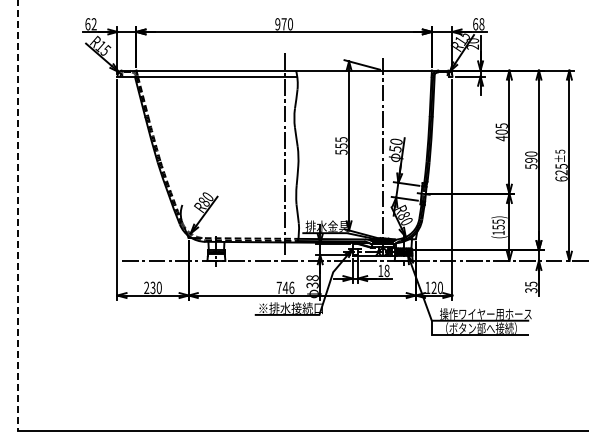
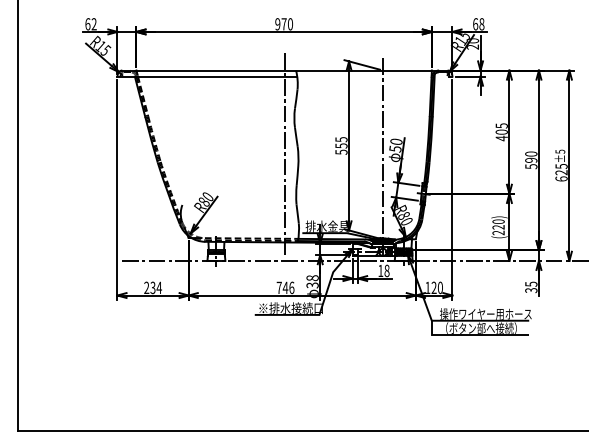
line: dashed -> solid (17, 215)
text: (155) -> (220) (498, 227)
text: 230 -> 234 (158, 287)
